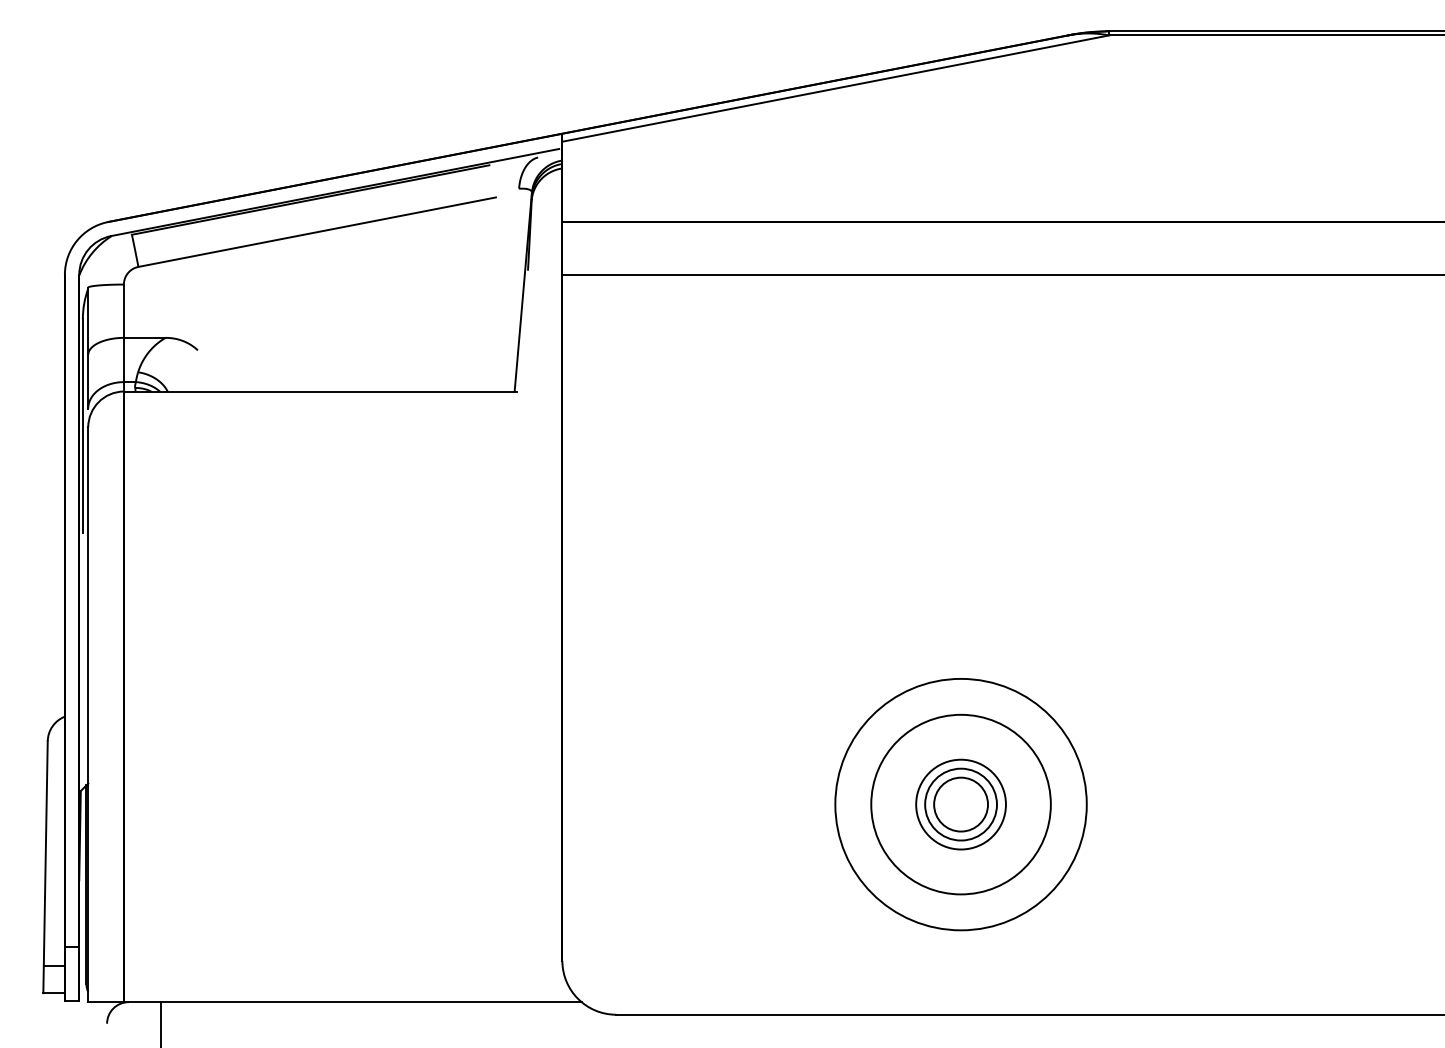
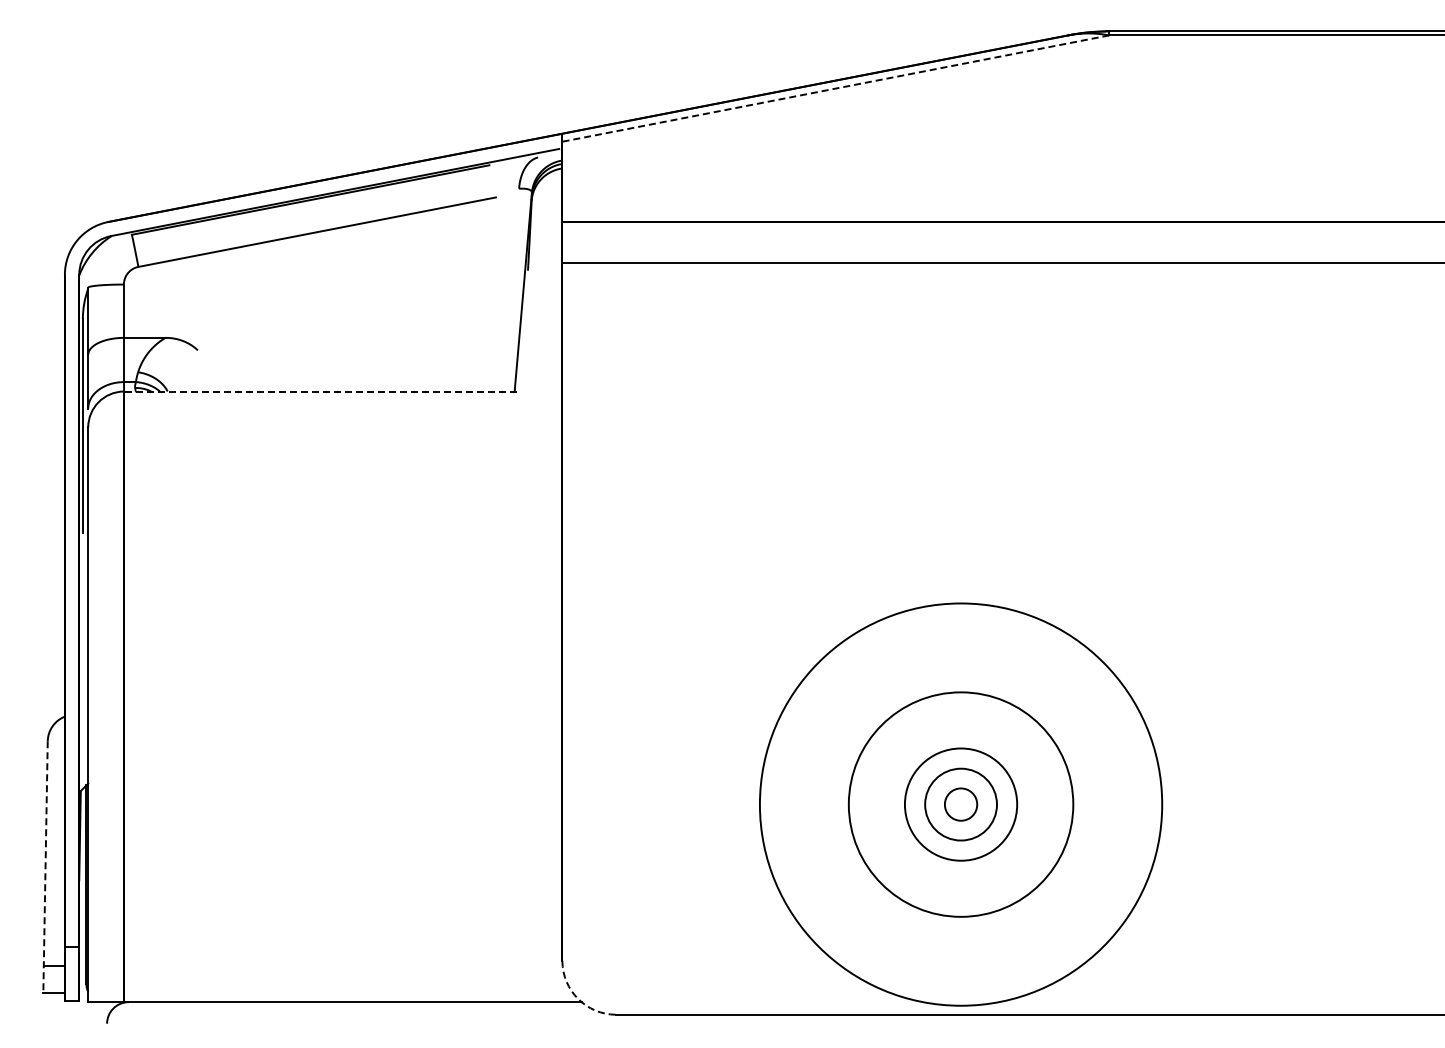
line: solid -> dashed (835, 88)
line position: (1001, 274) -> (1001, 262) (1001, 262)
line: solid -> dashed (320, 391)
circle diameter: 180 px -> 224 px (960, 804)
circle diameter: 251 px -> 402 px (960, 804)
circle diameter: 90 px -> 112 px (960, 804)
circle diameter: 54 px -> 32 px (960, 804)
line: solid -> dashed (45, 867)
arc: solid -> dashed (578, 998)
line: present -> none (160, 1023)
